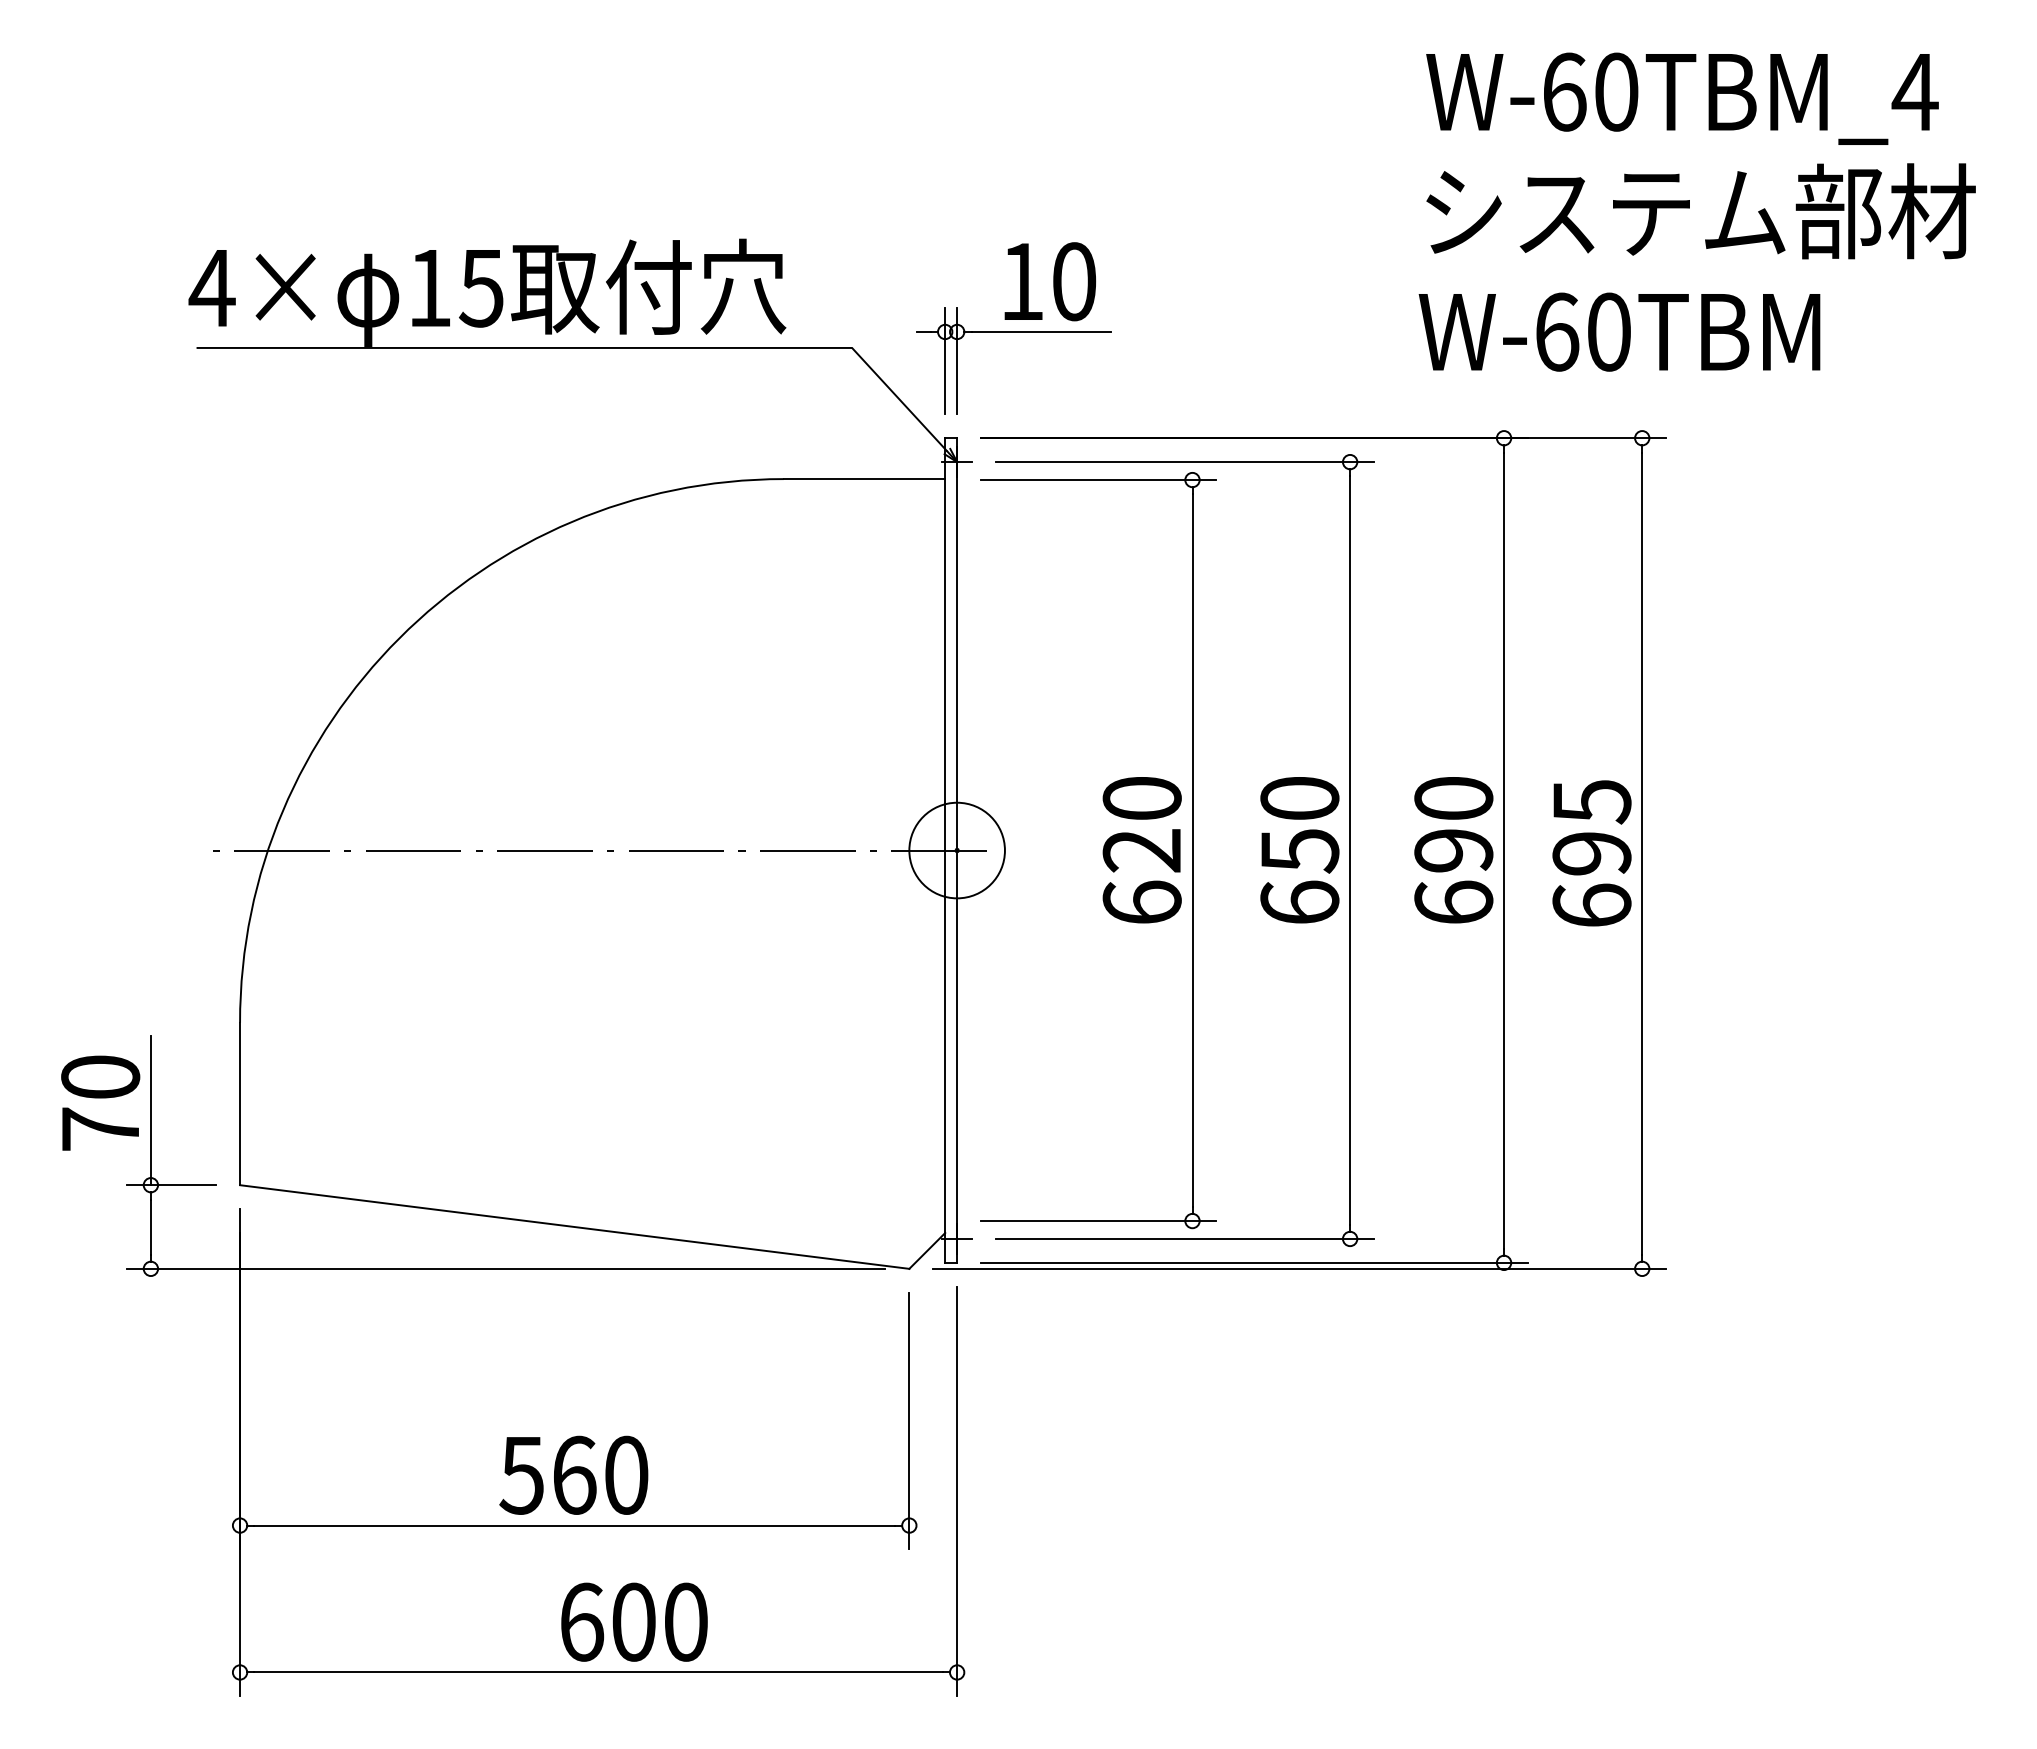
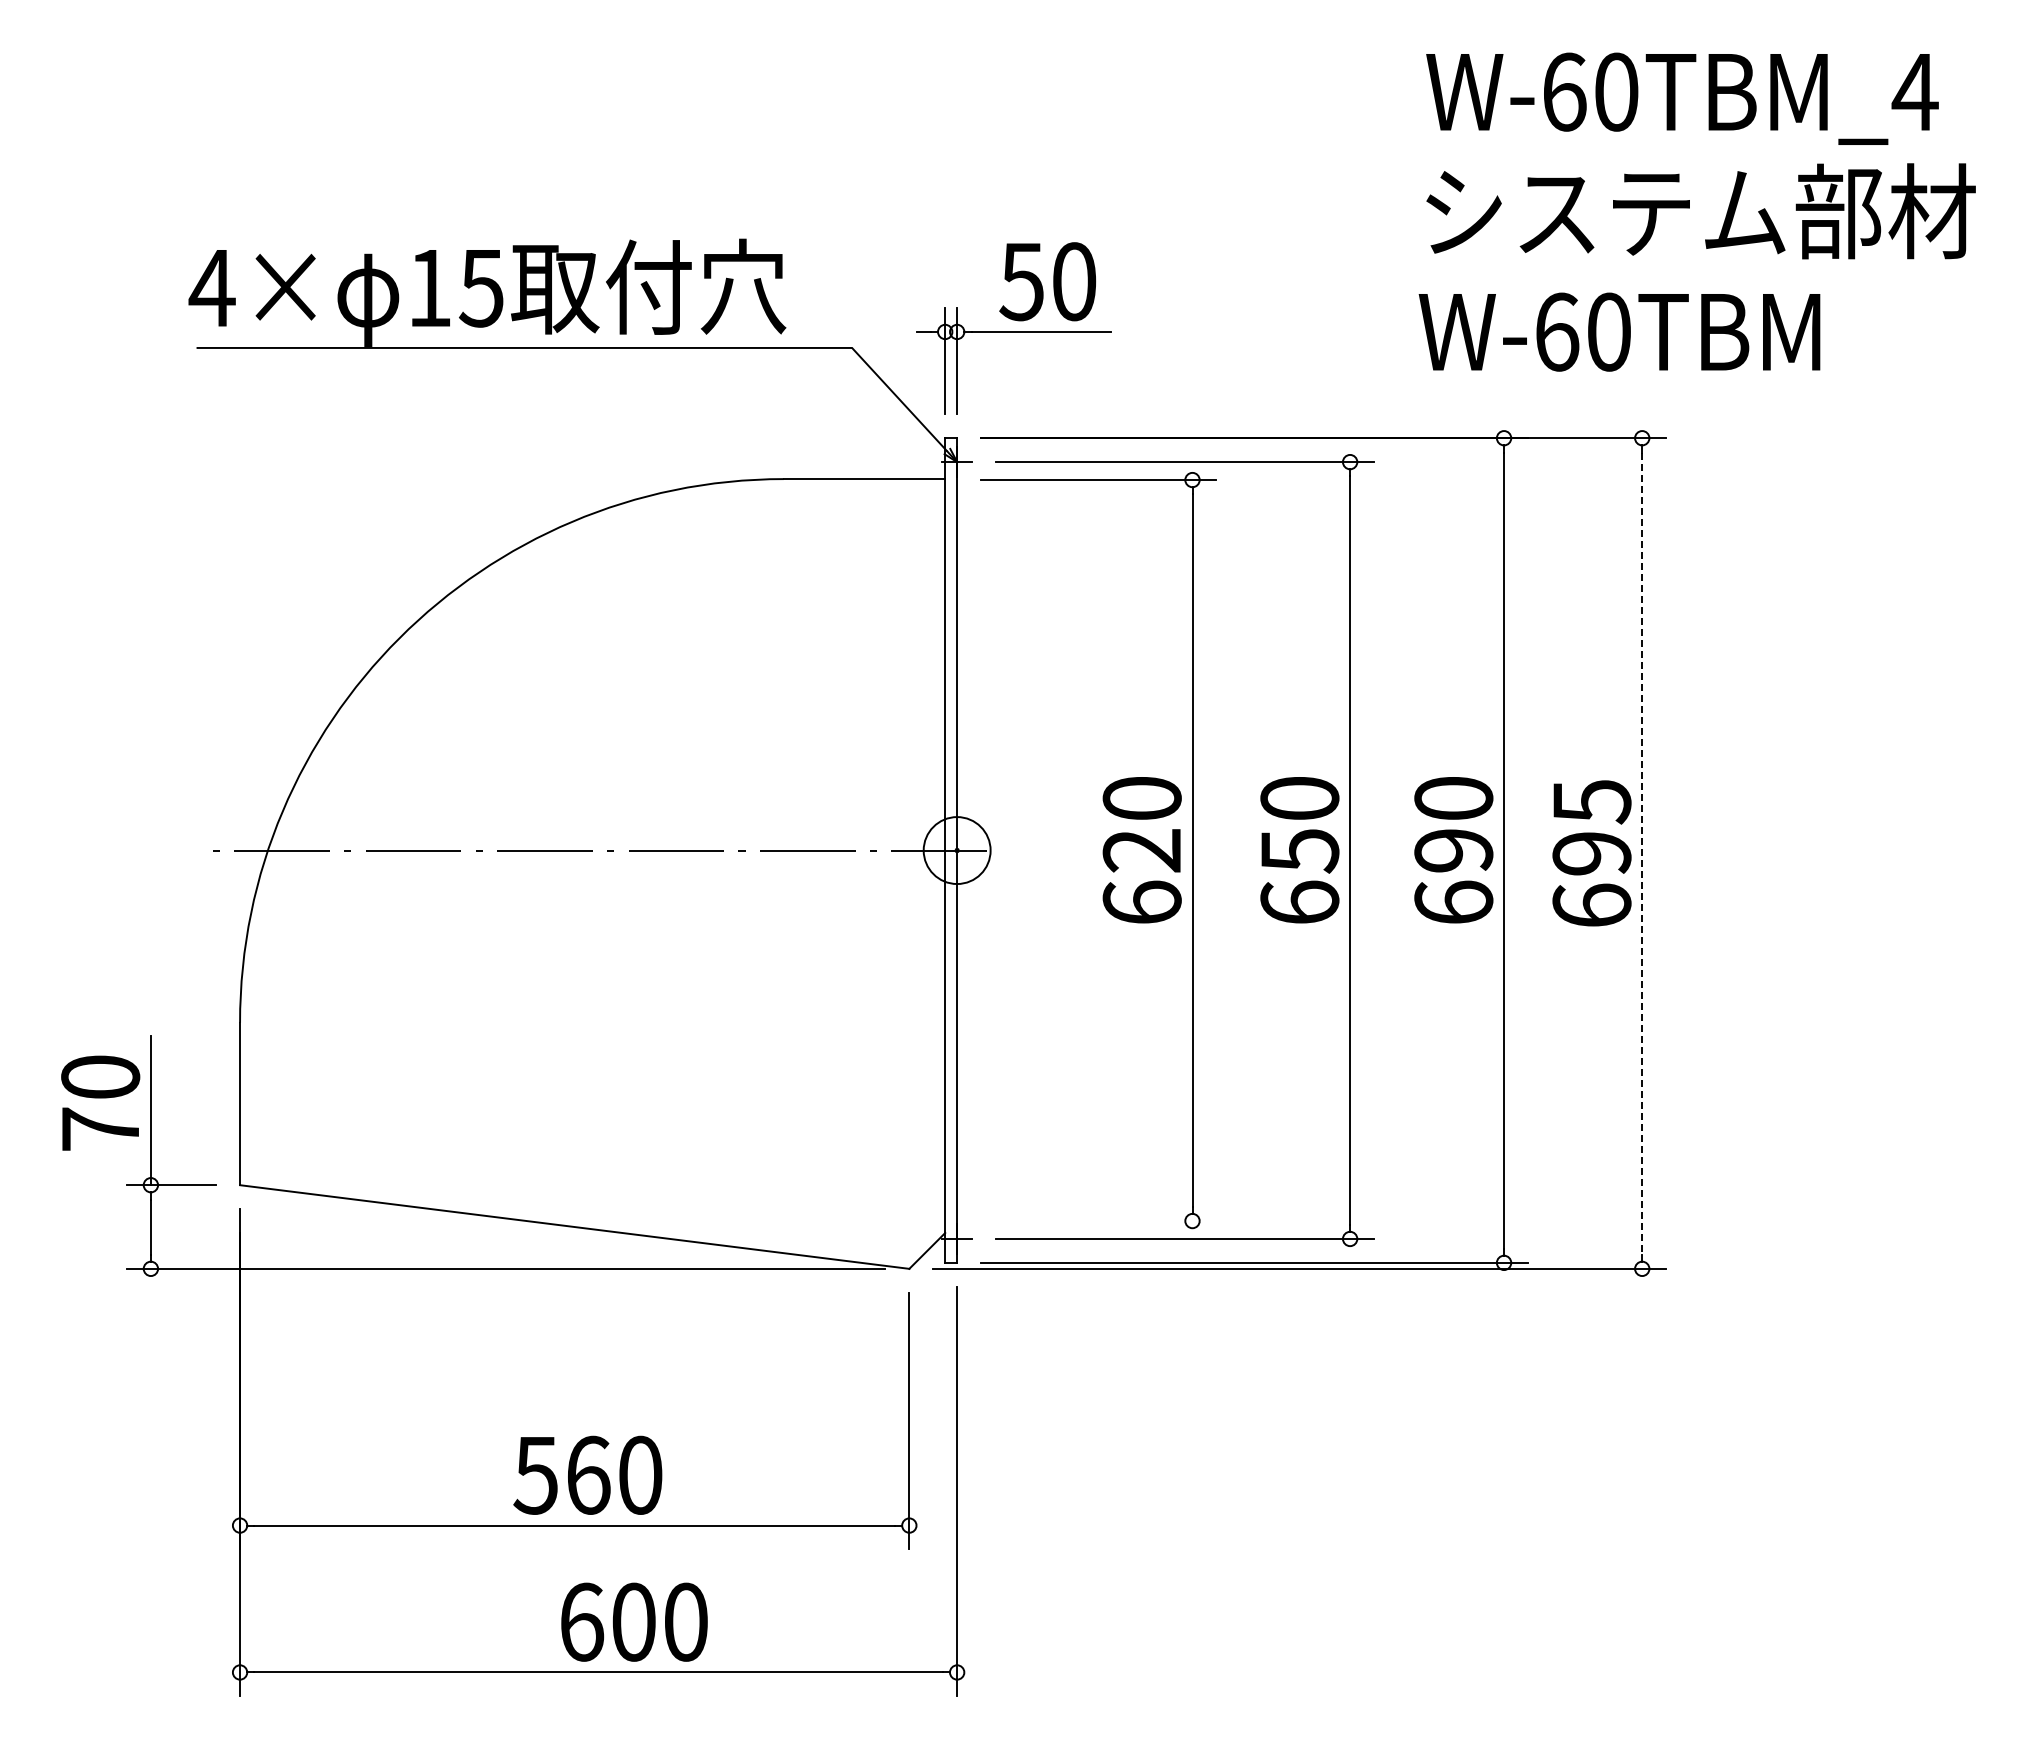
text: 10 -> 50 (1021, 282)
circle diameter: 96 px -> 67 px (956, 850)
line: solid -> dashed (1642, 853)
line: present -> none (1098, 1221)
text position: (573, 1474) -> (587, 1474) (587, 1474)
